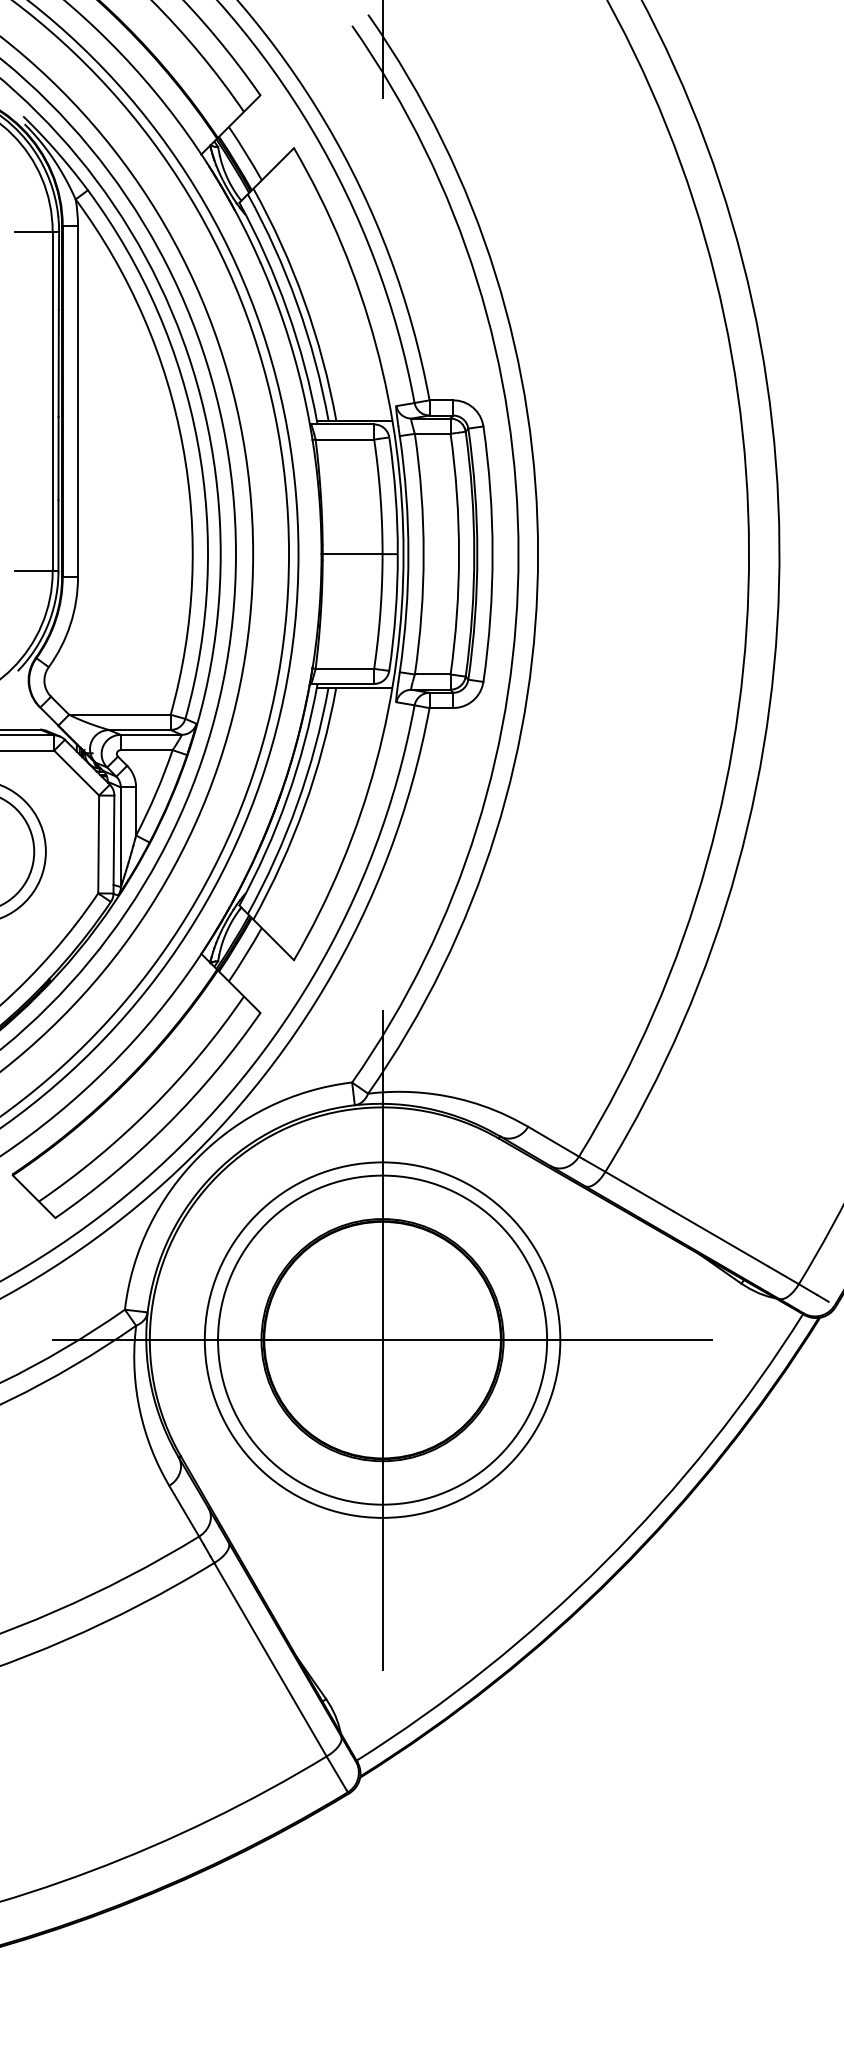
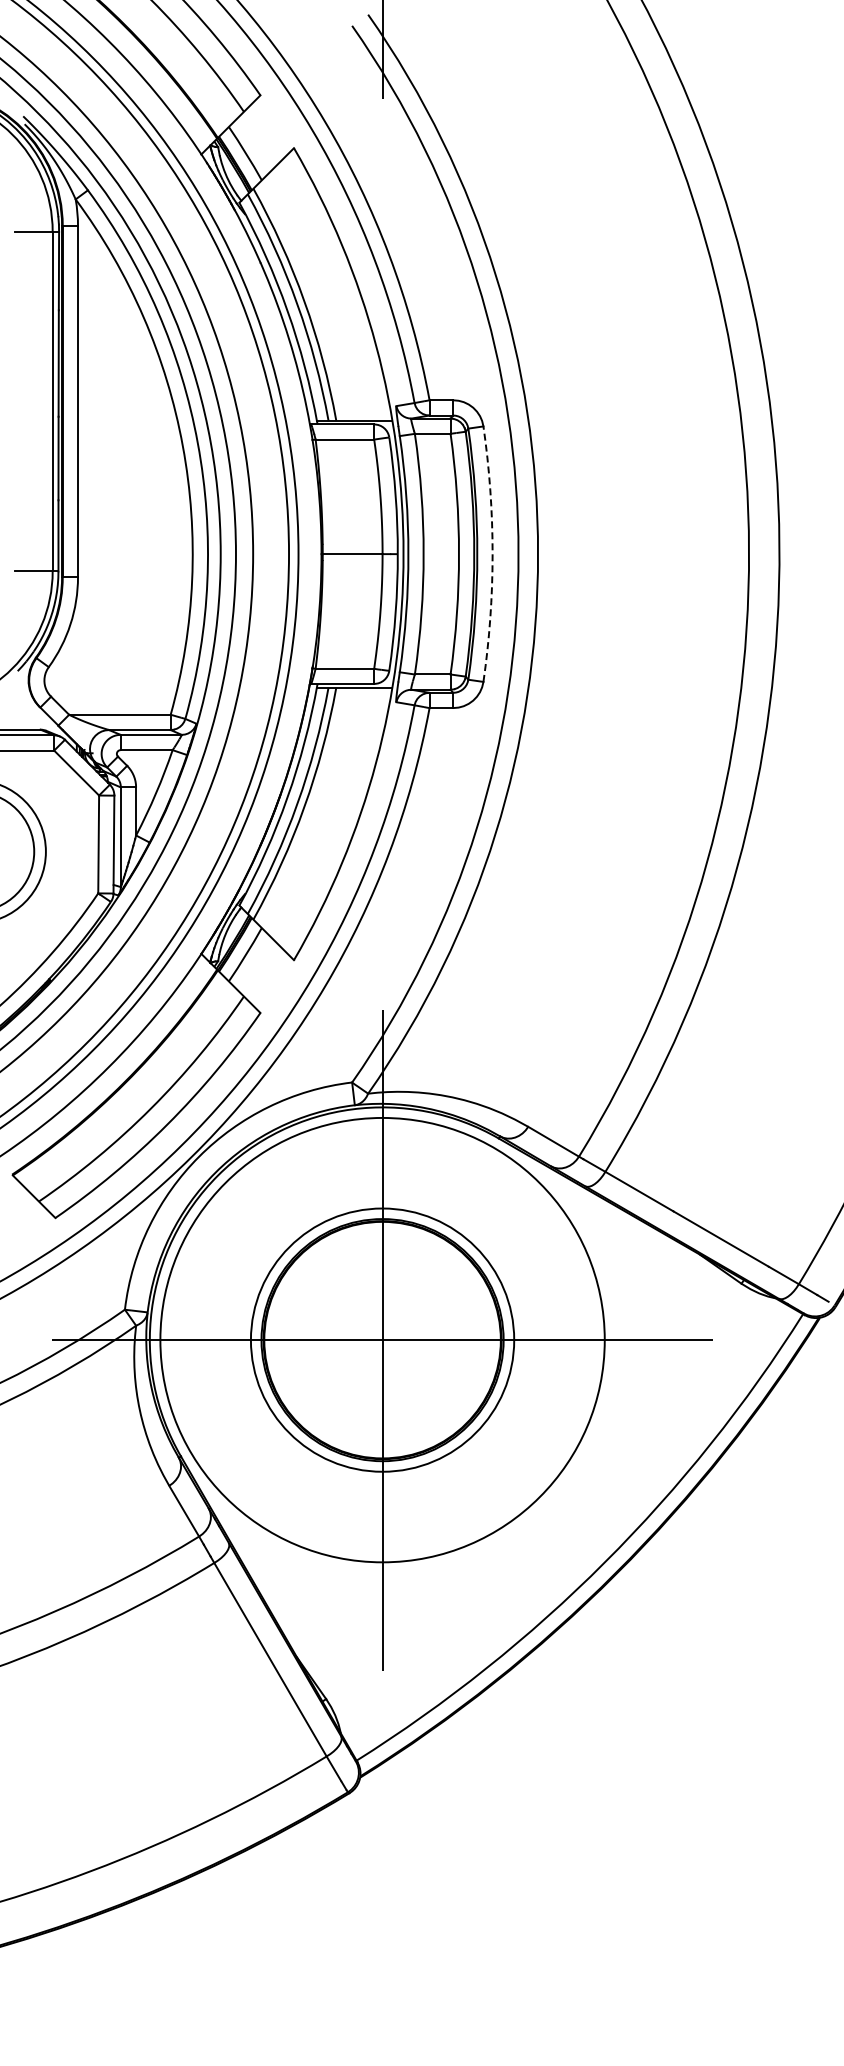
arc: solid -> dashed (492, 554)
circle diameter: 329 px -> 263 px (382, 1339)
circle diameter: 355 px -> 444 px (382, 1339)
